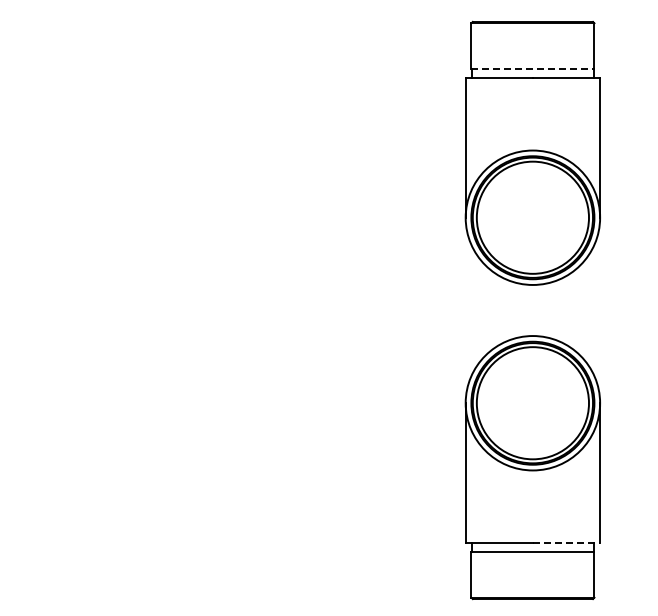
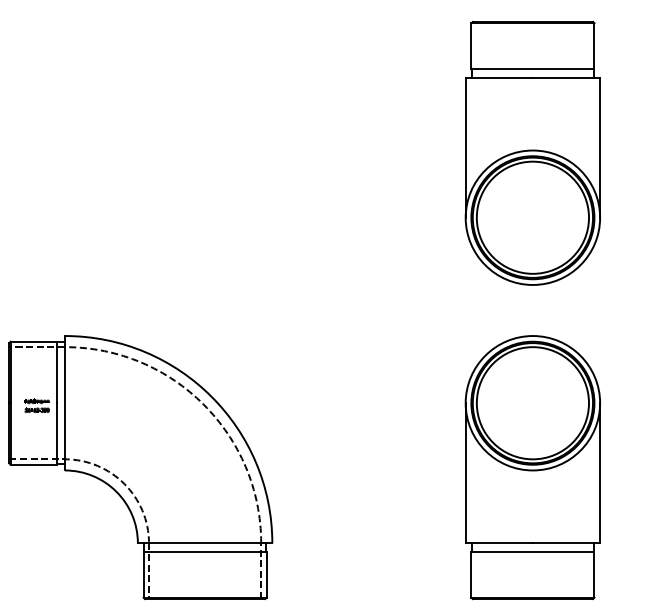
line: dashed -> solid (532, 69)
part: none -> present (140, 467)
line: dashed -> solid (566, 543)
